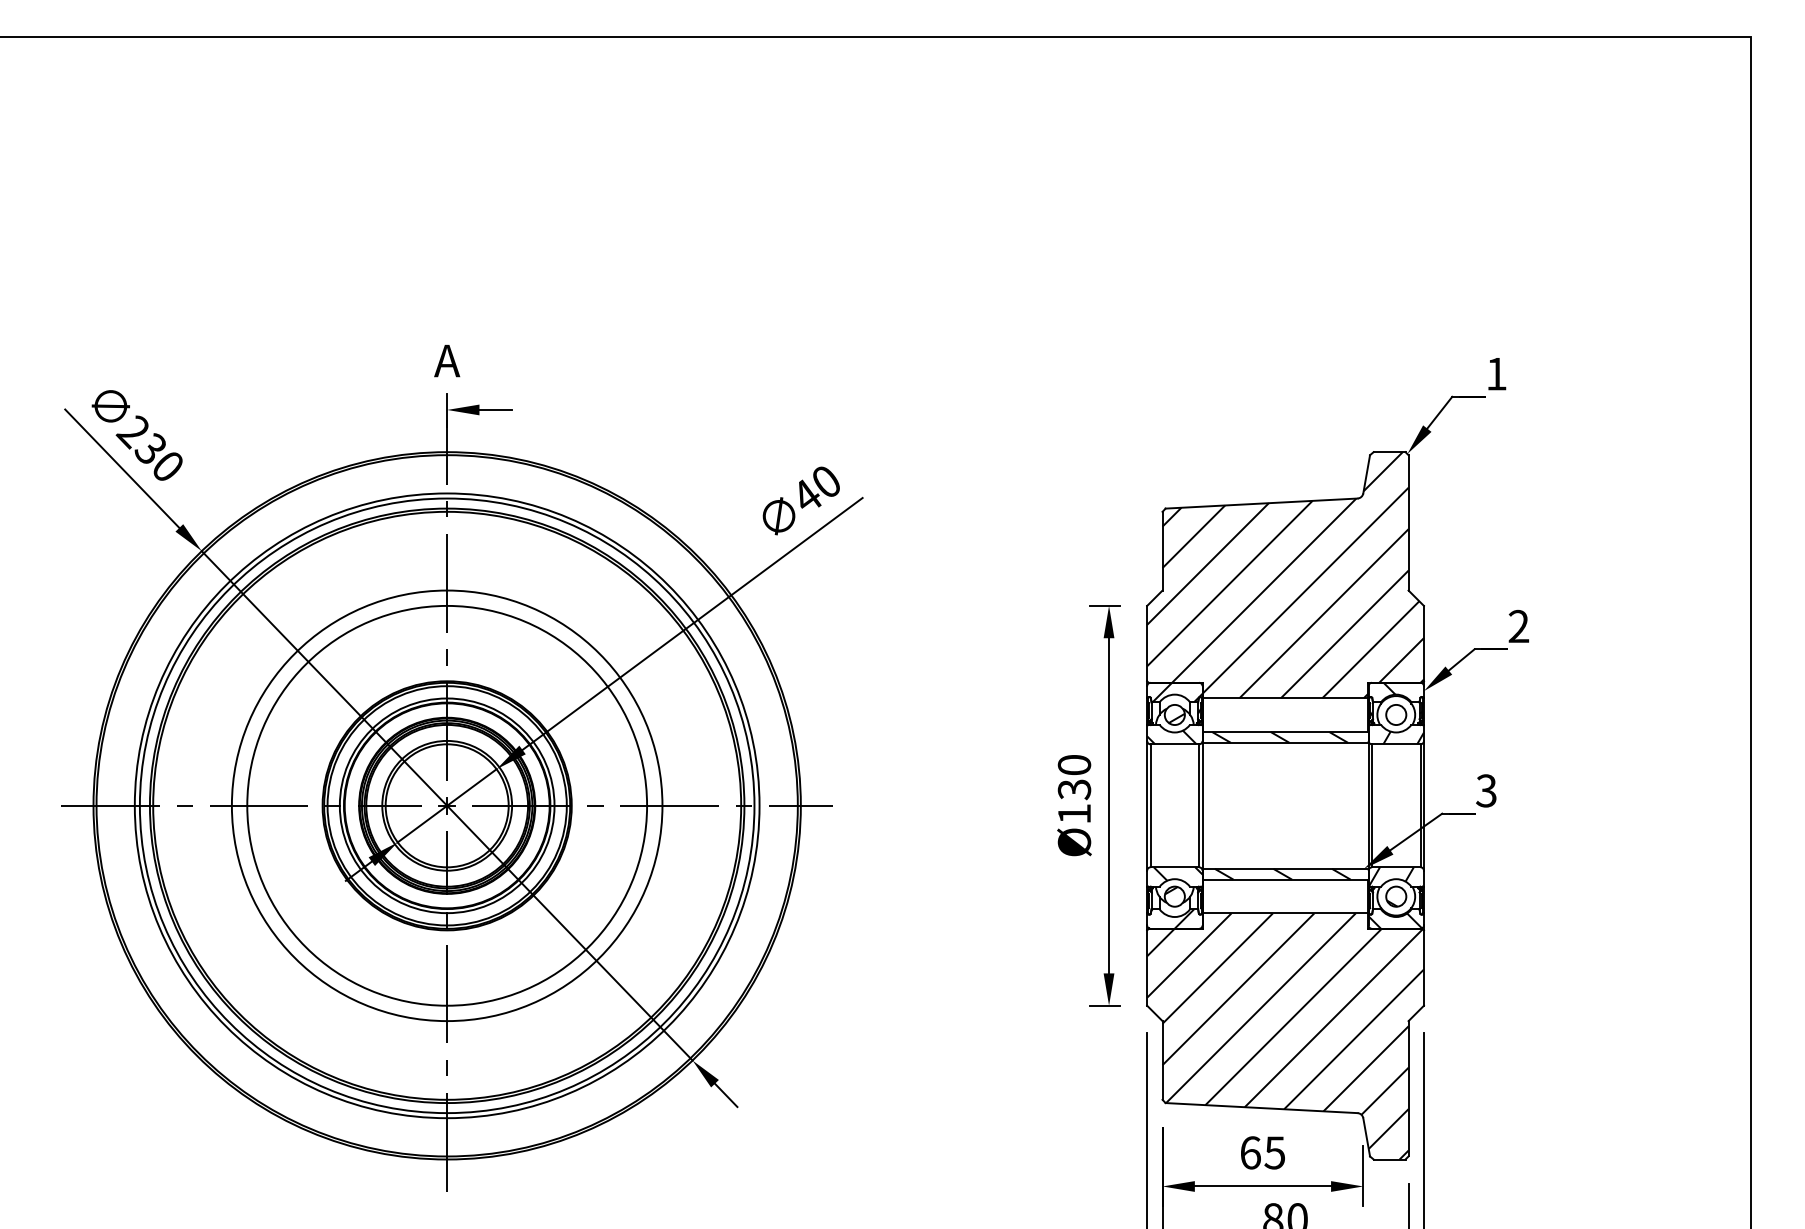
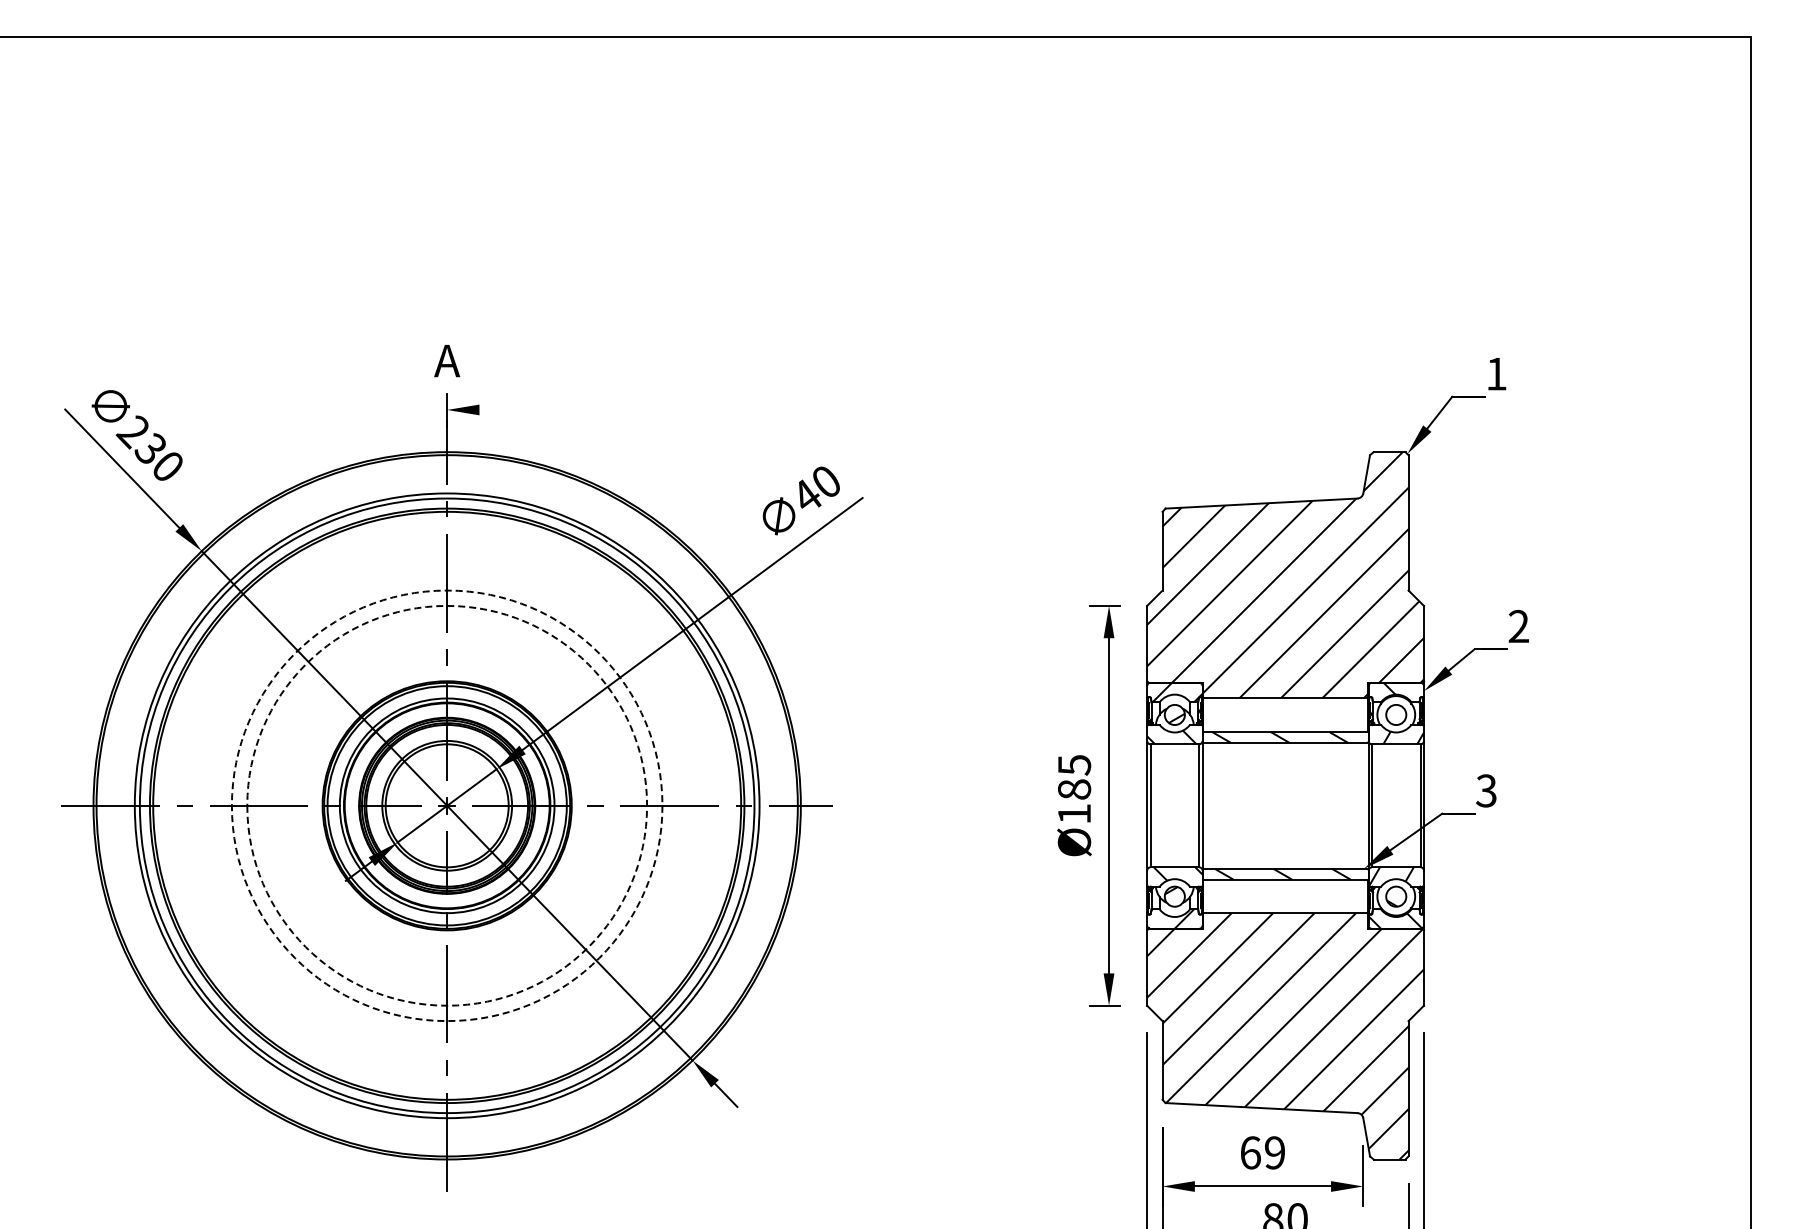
line: present -> none (495, 409)
text: Ø130 -> Ø185 (1074, 777)
circle: solid -> dashed (446, 805)
circle: solid -> dashed (447, 805)
text: 65 -> 69 (1274, 1152)
